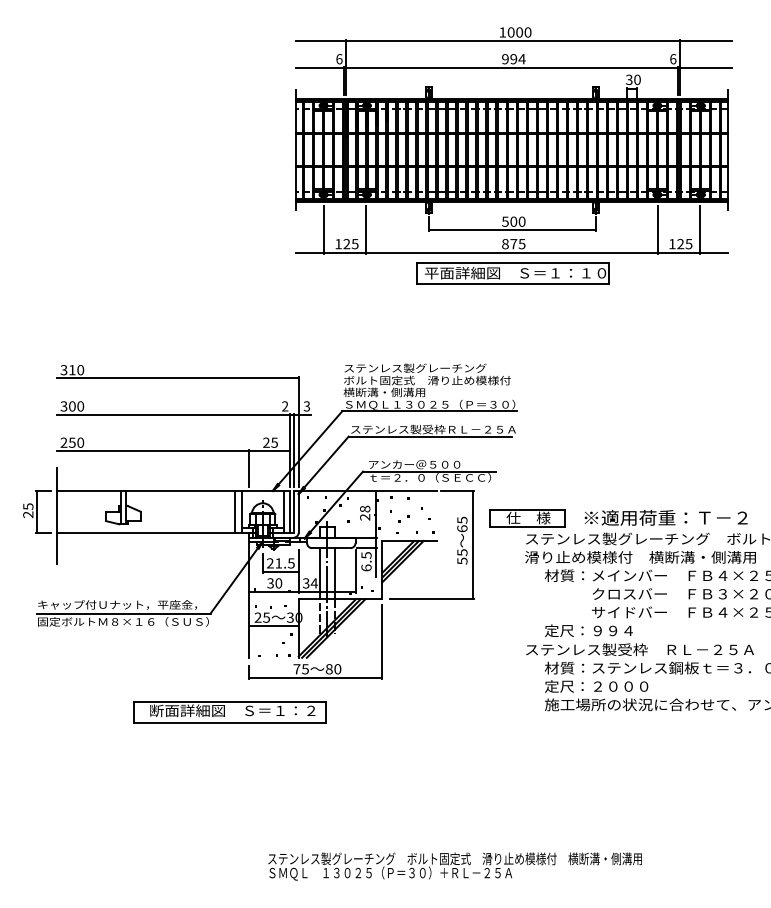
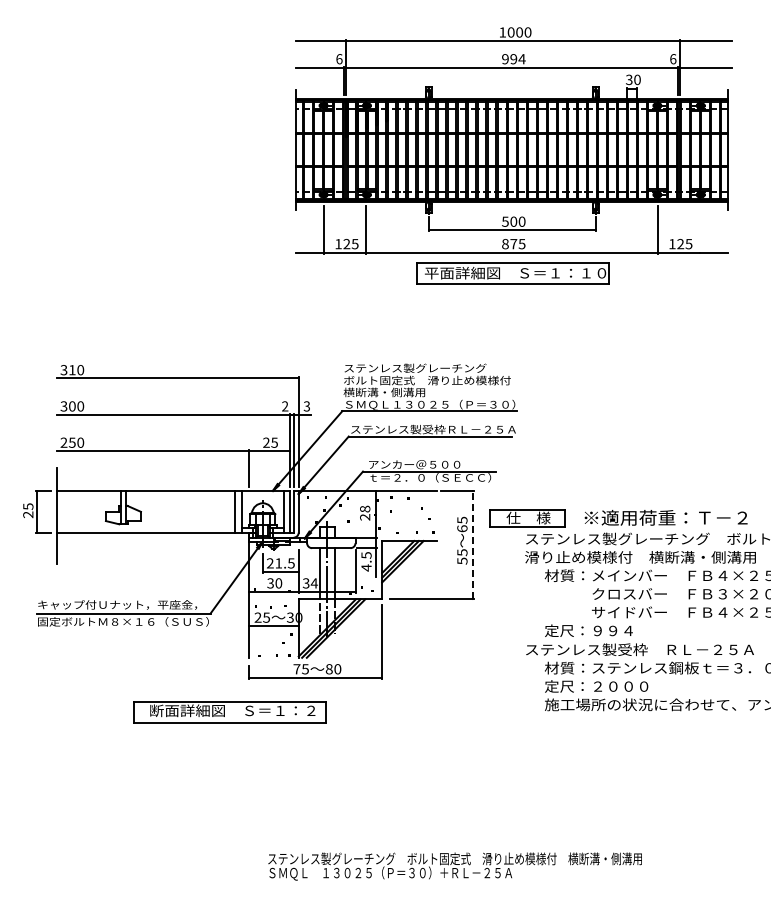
line: present -> none (699, 229)
part: present -> none (403, 518)
line: solid -> dashed (472, 544)
text: 6.5 -> 4.5 (366, 567)
